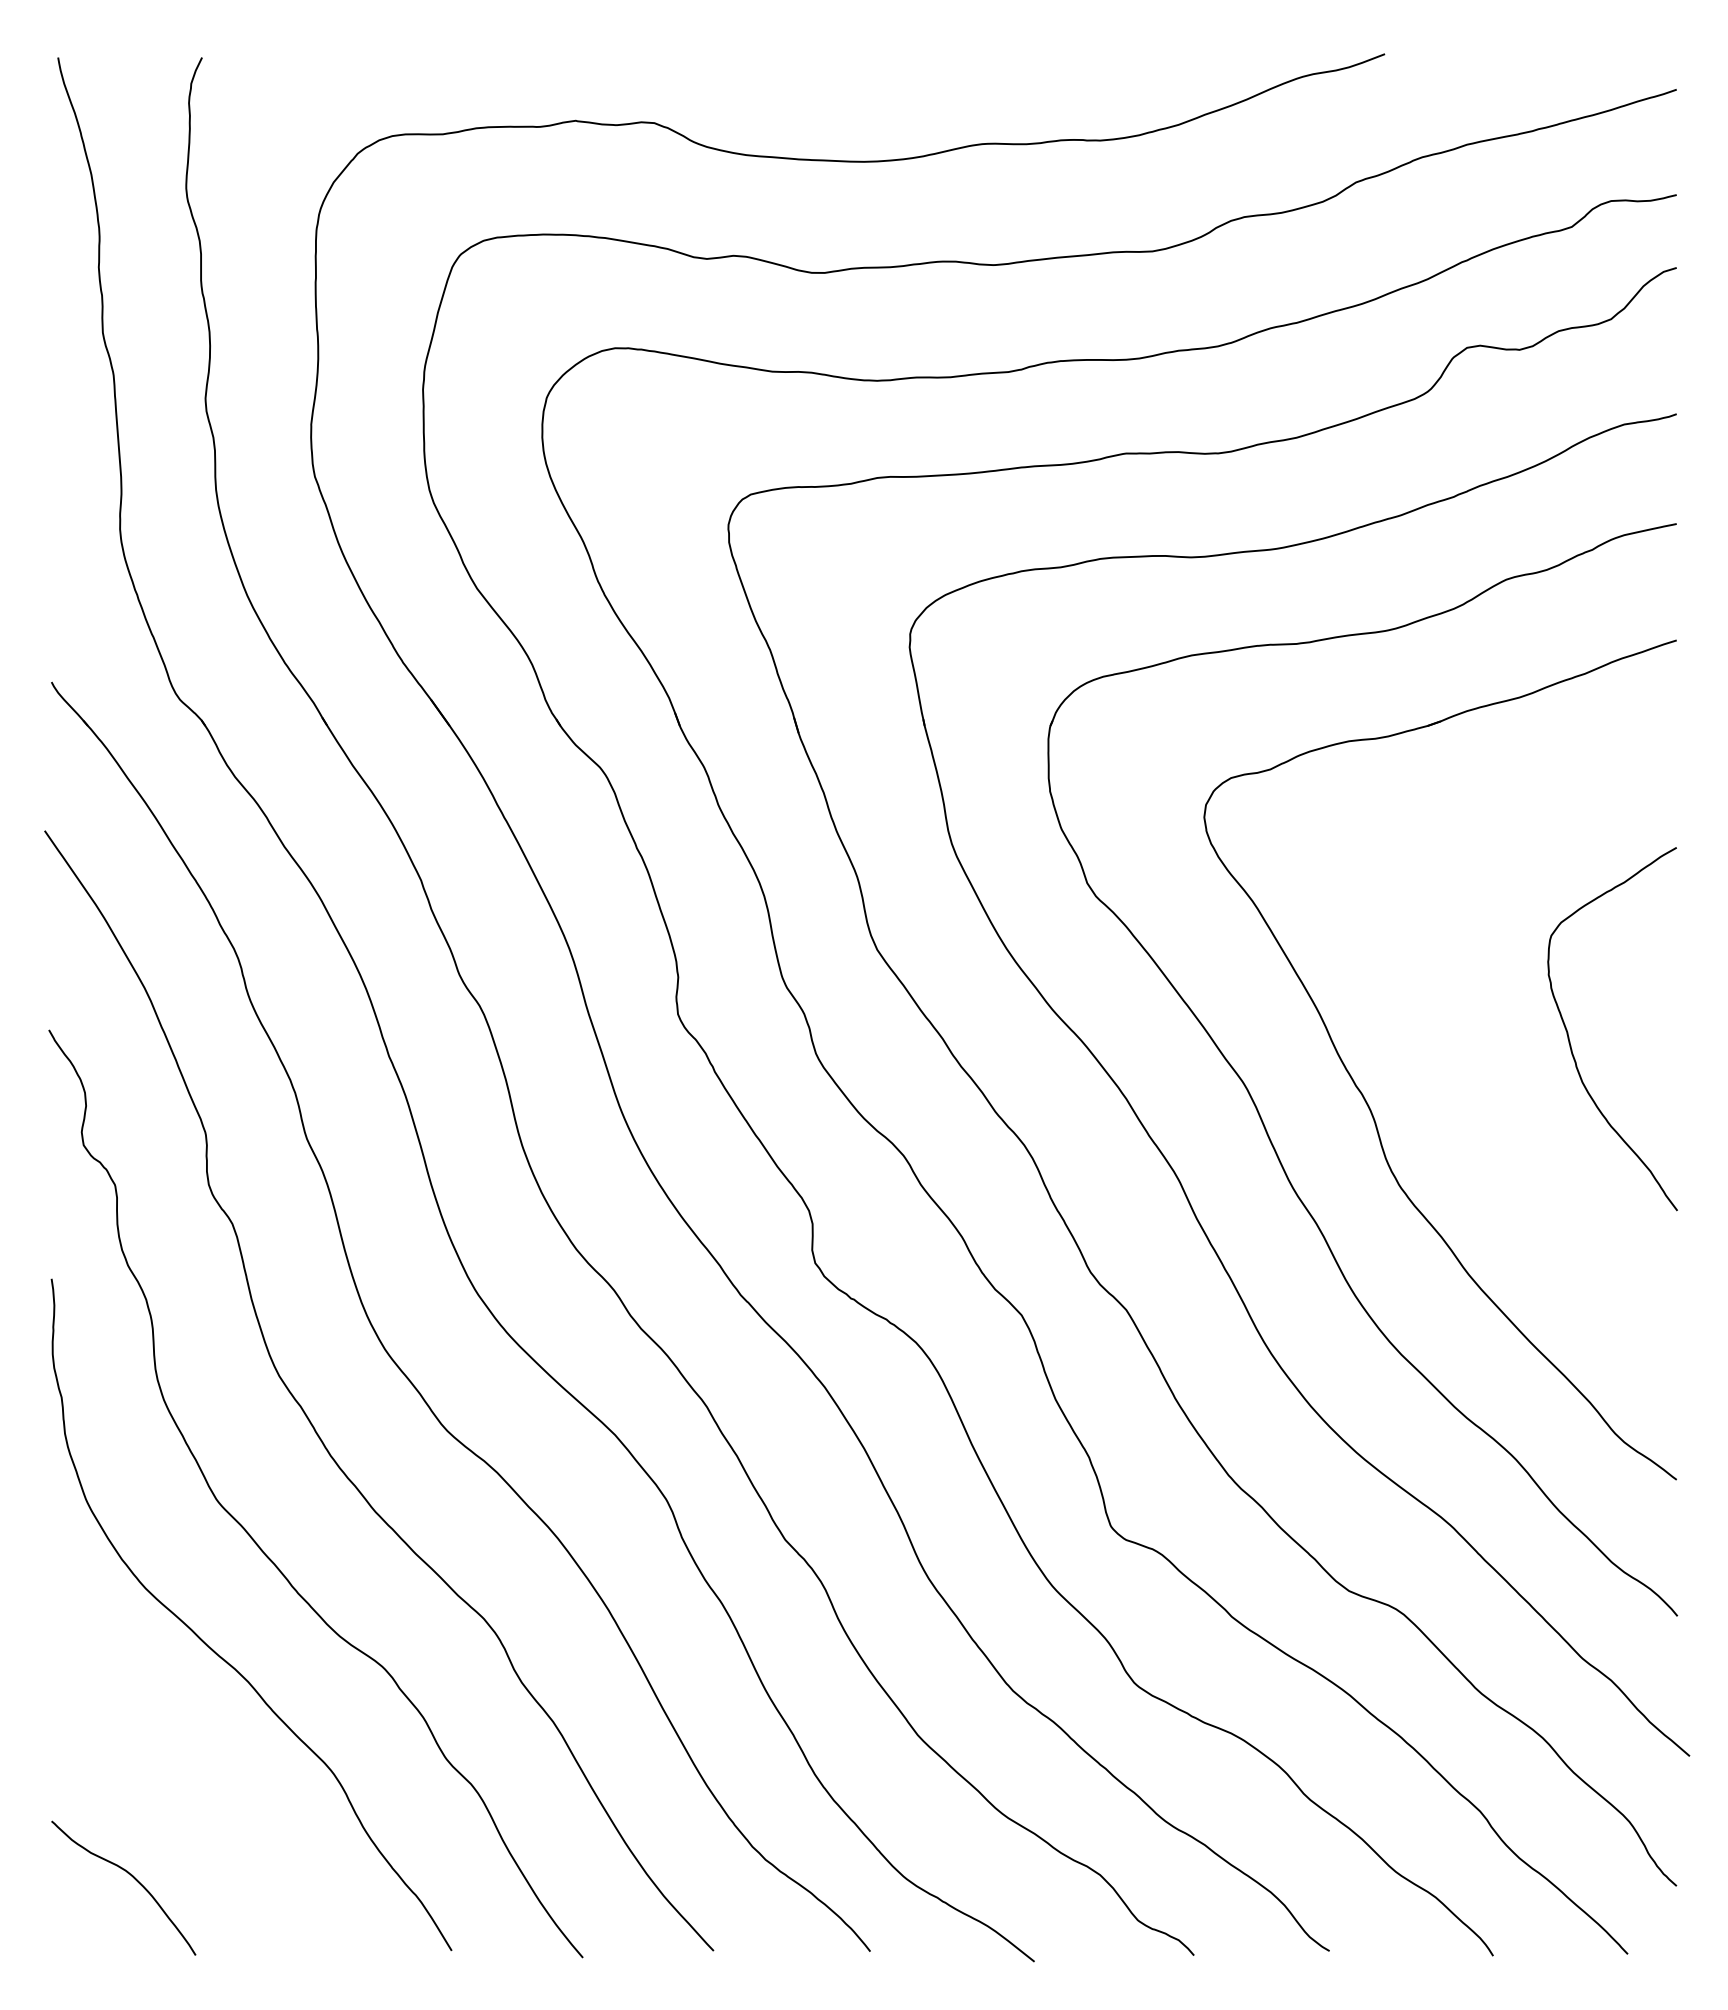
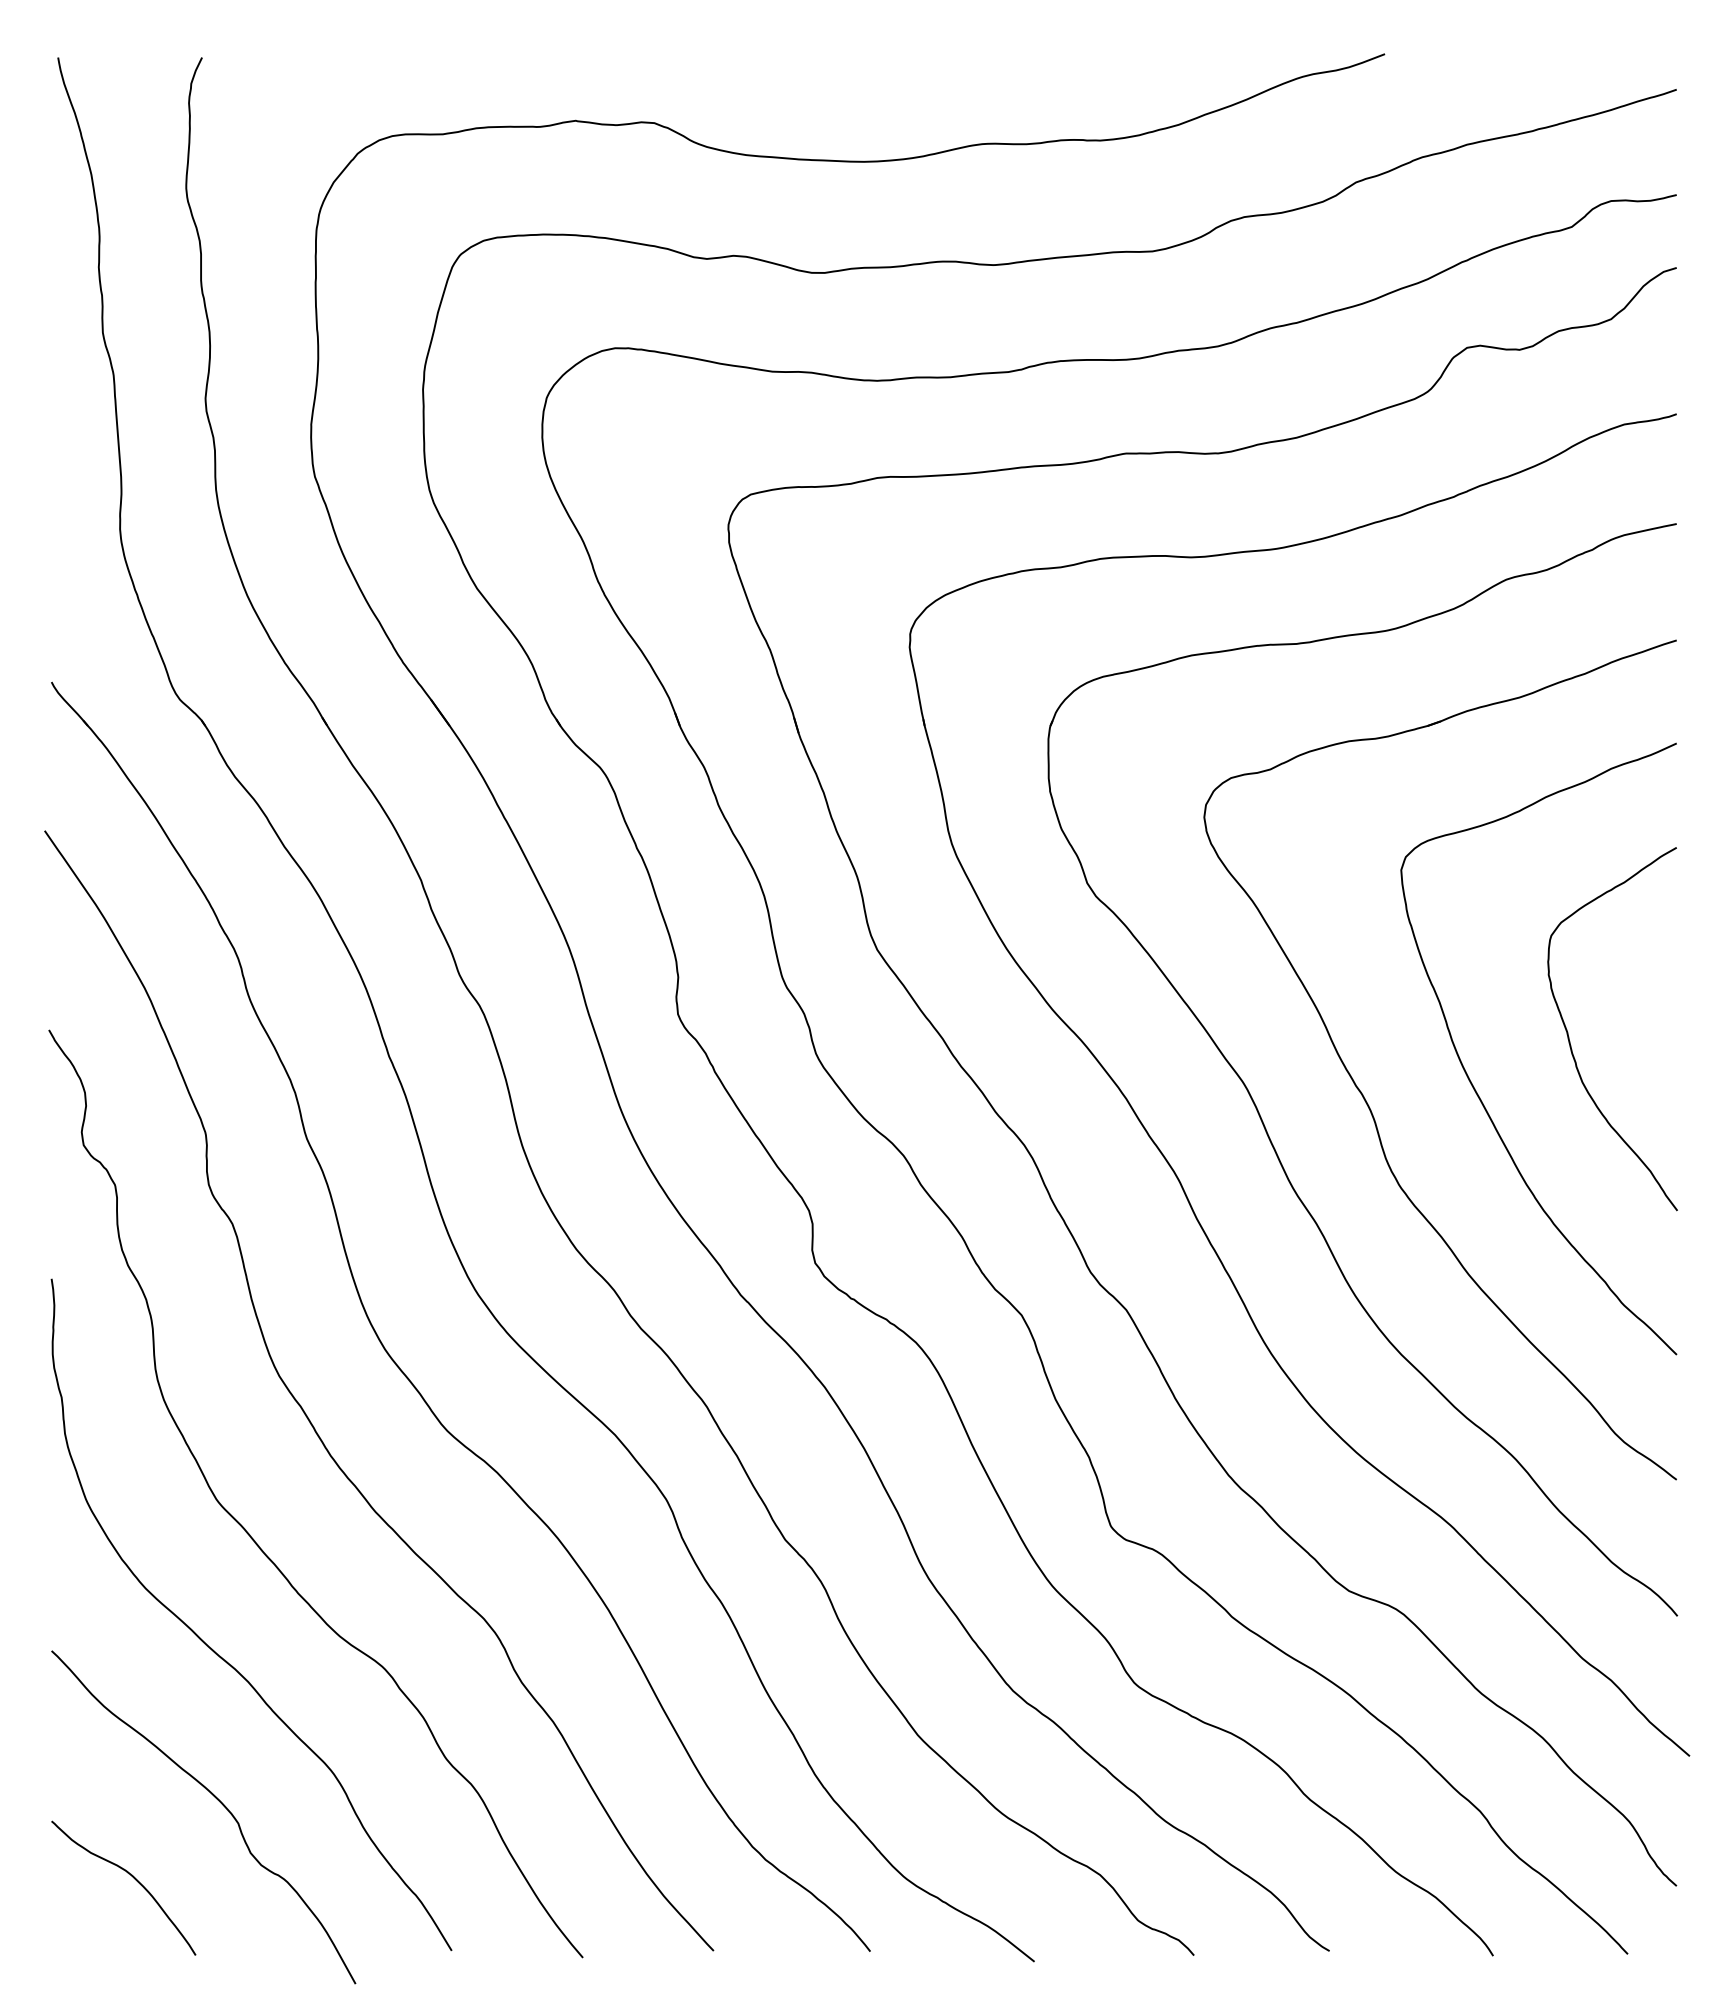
curve: none -> present (1475, 1088)
curve: none -> present (218, 1801)
